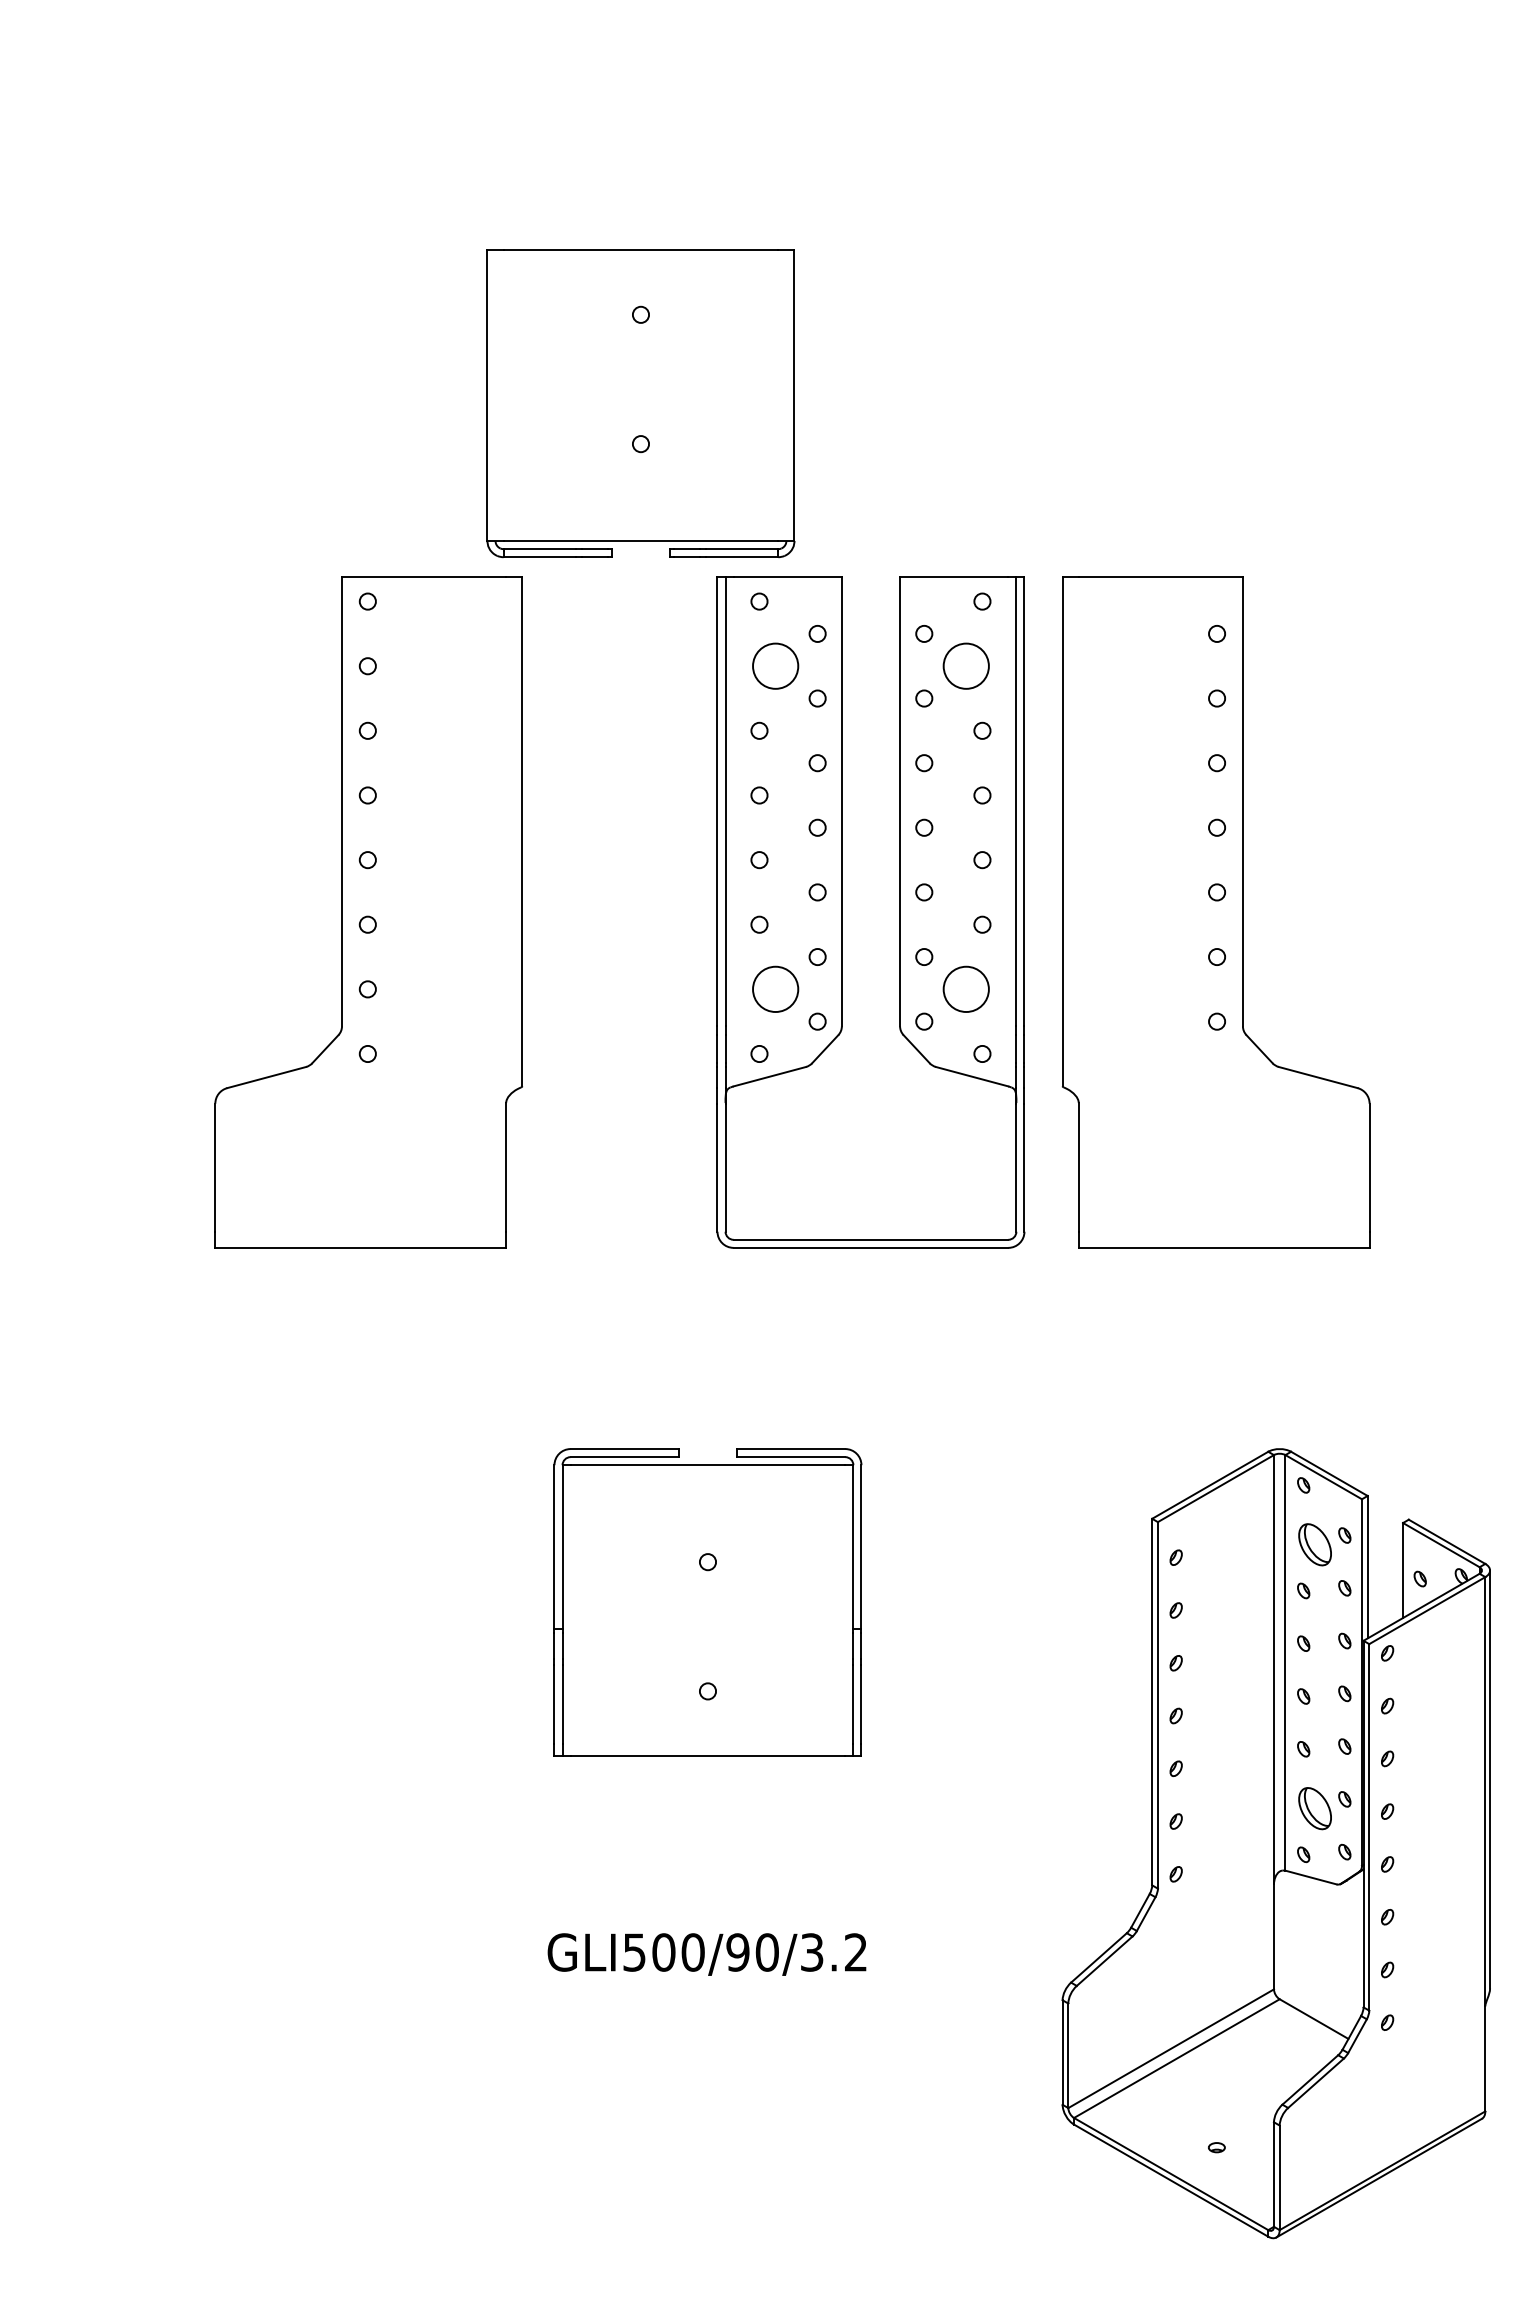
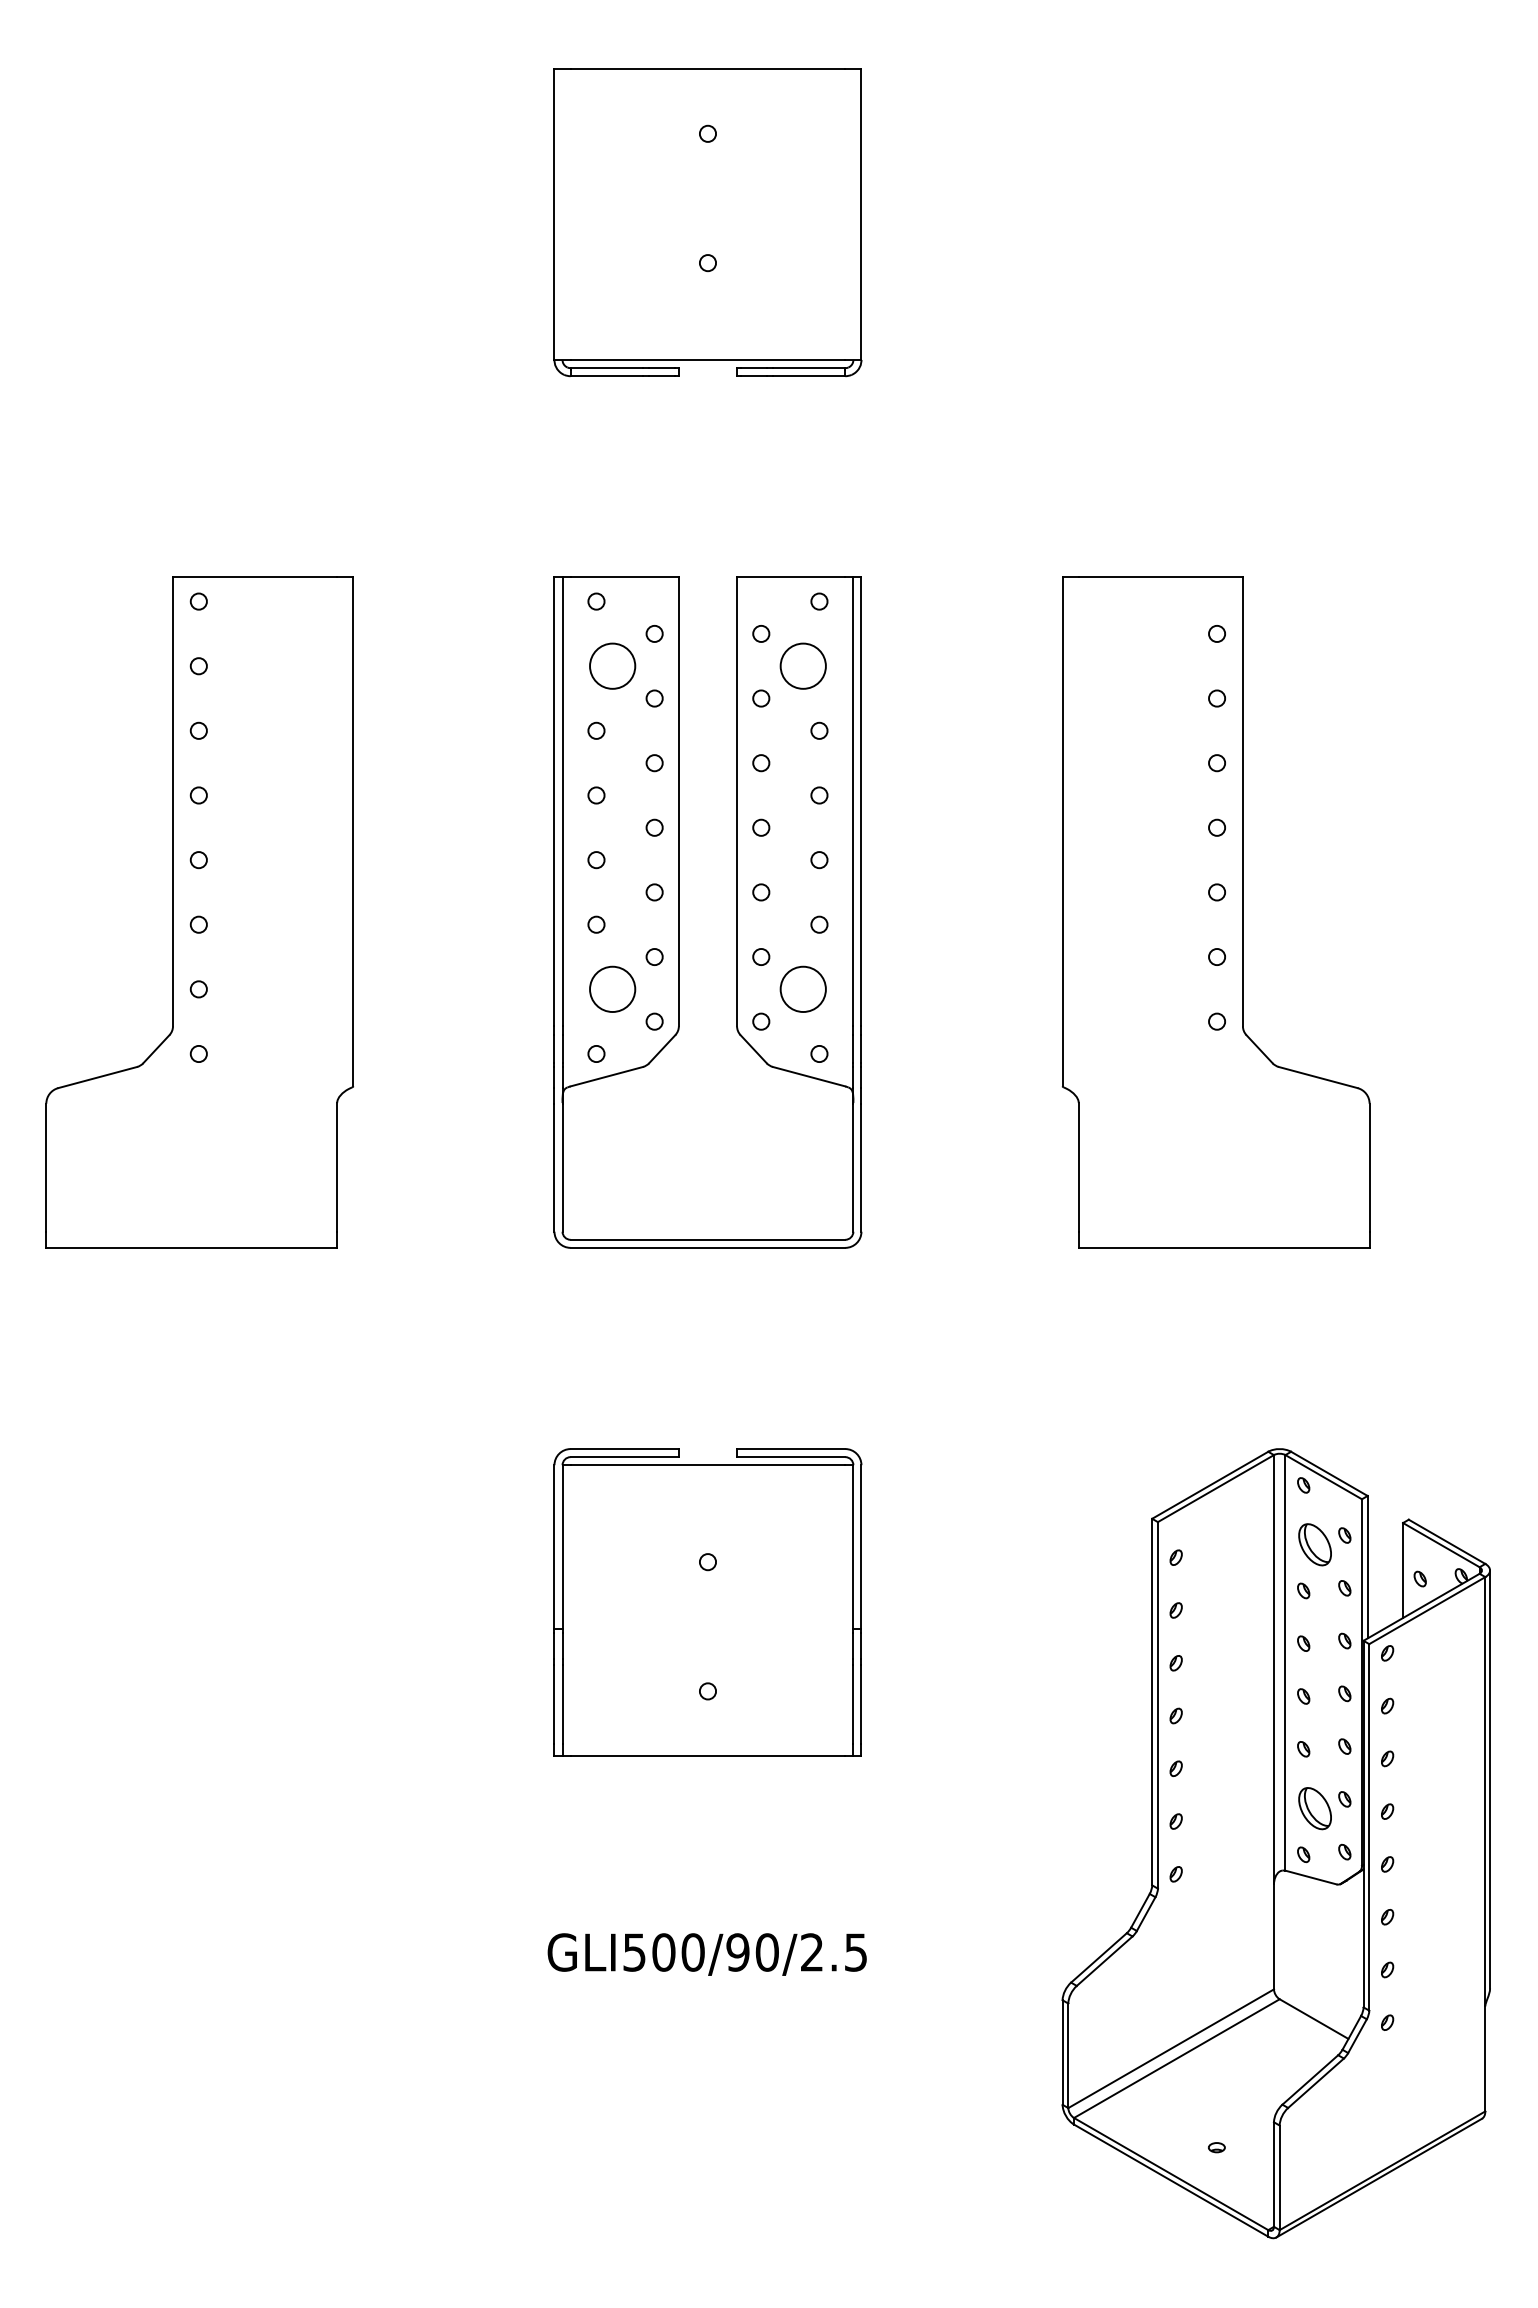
part position: (640, 403) -> (707, 222) (707, 222)
part position: (368, 912) -> (199, 912) (199, 912)
part position: (842, 912) -> (679, 912) (679, 912)
text: GLI500/90/3.2 -> GLI500/90/2.5 (833, 1952)
